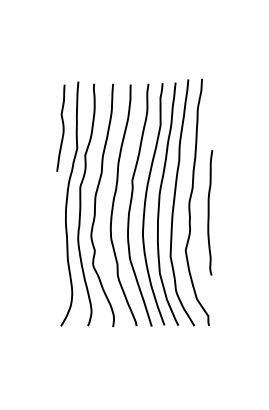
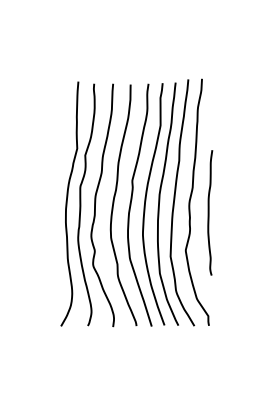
curve: present -> none (62, 127)
